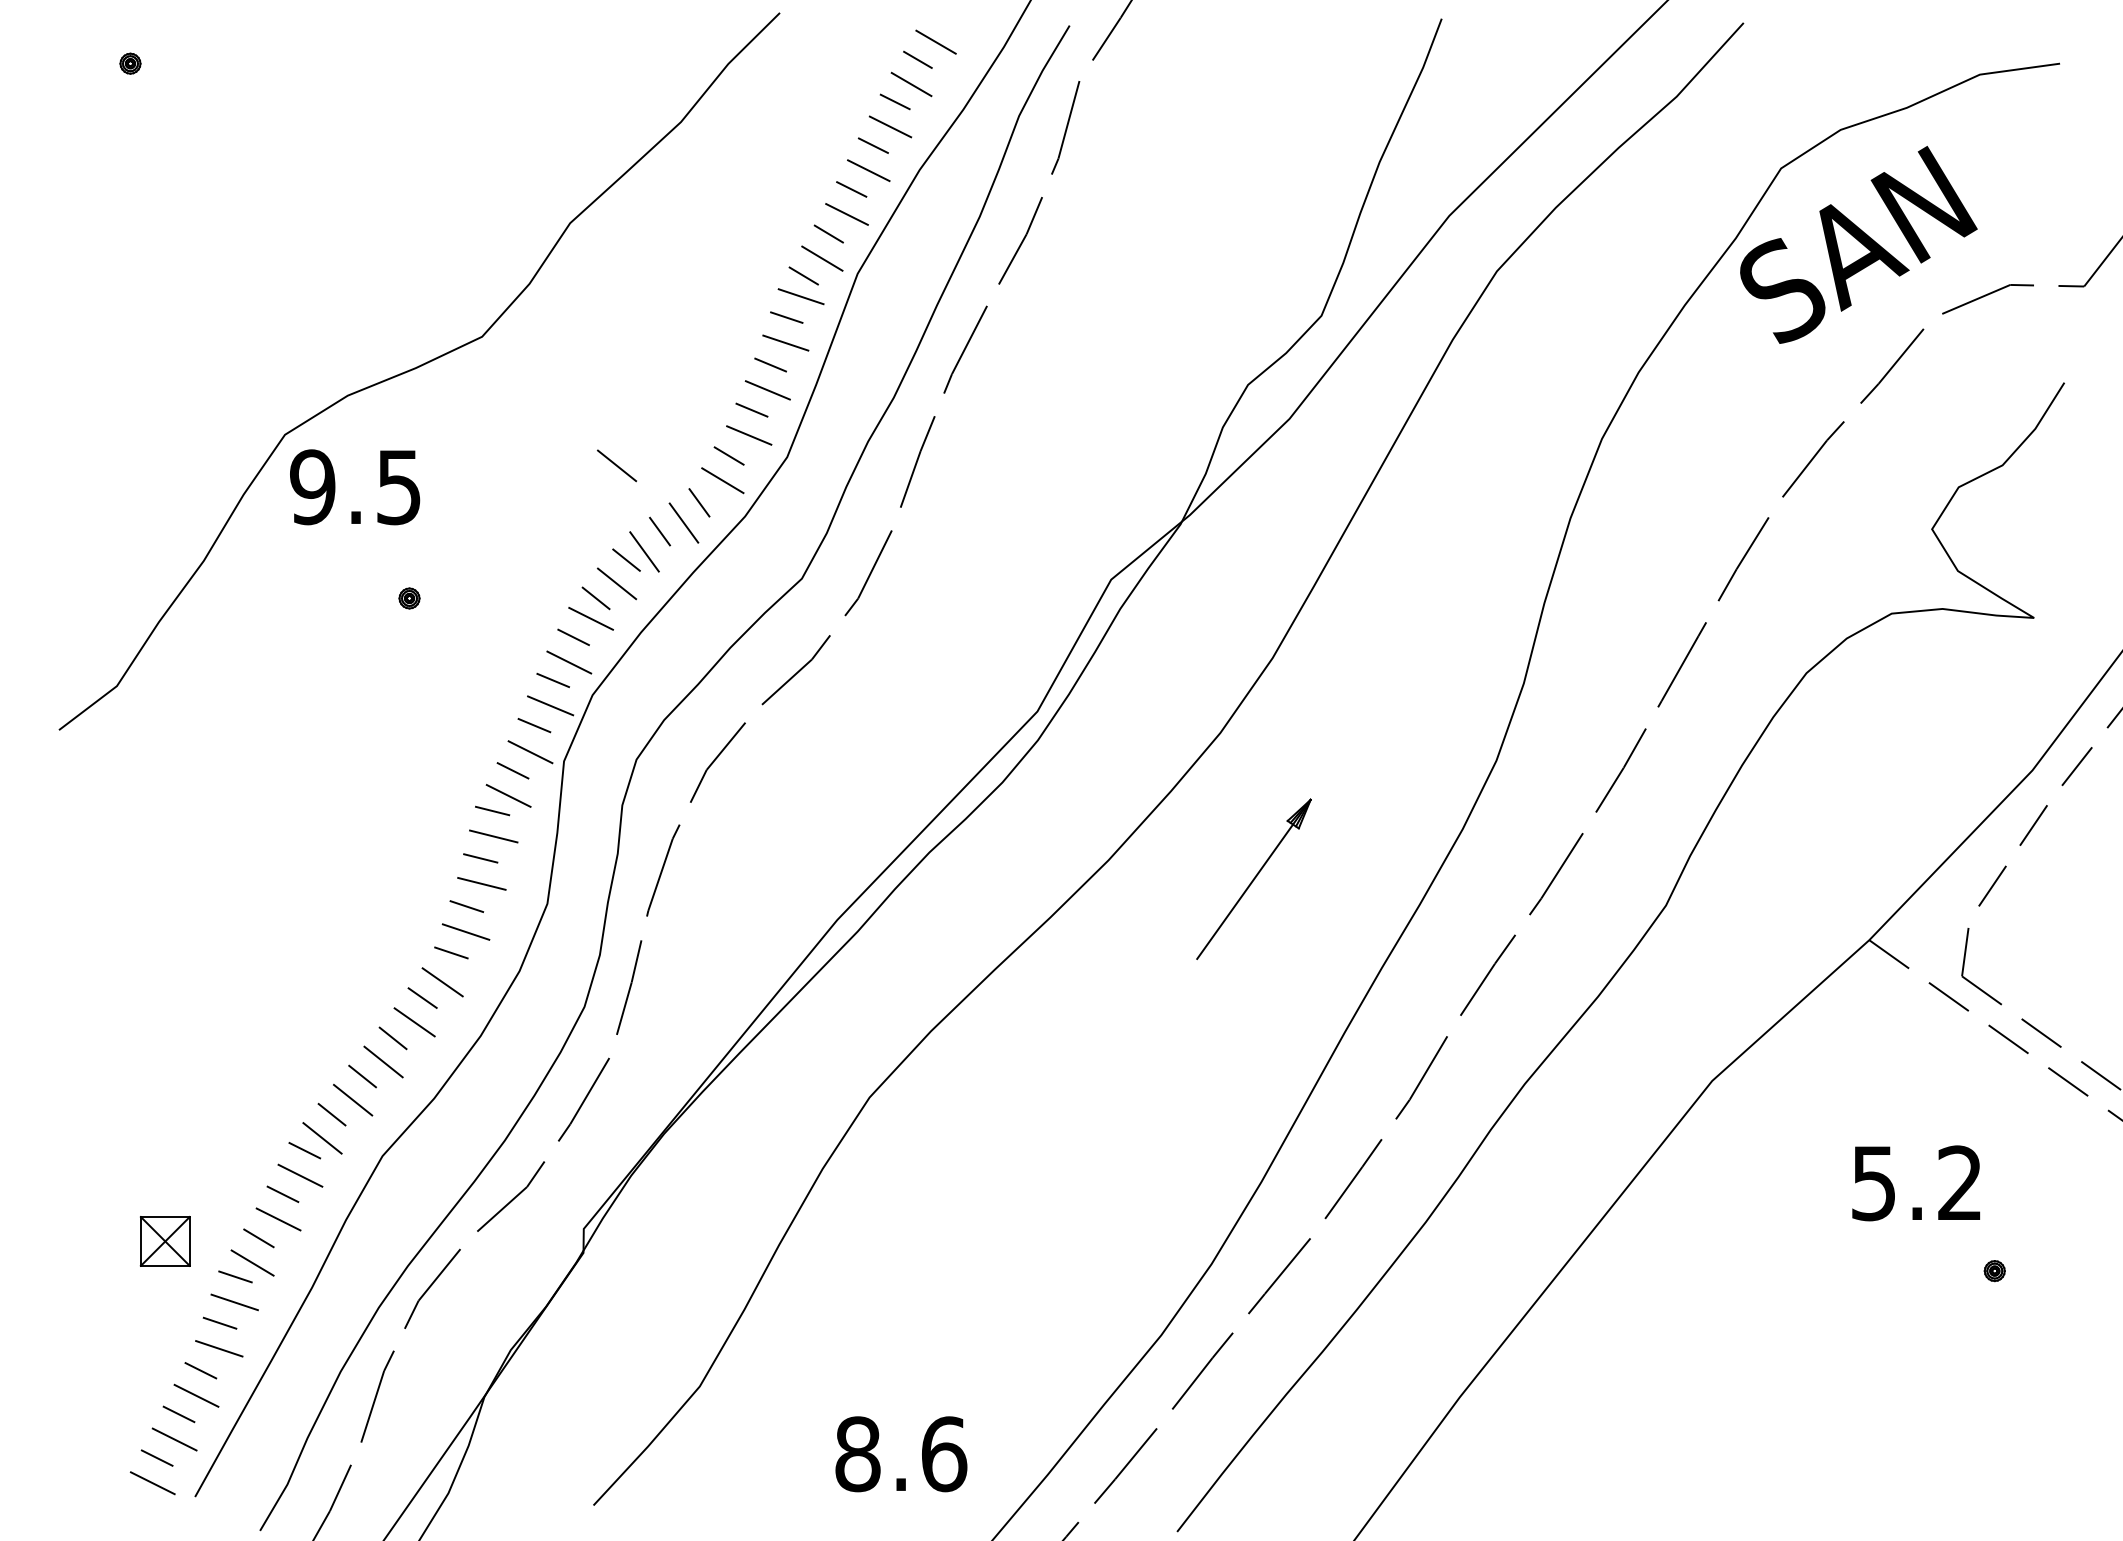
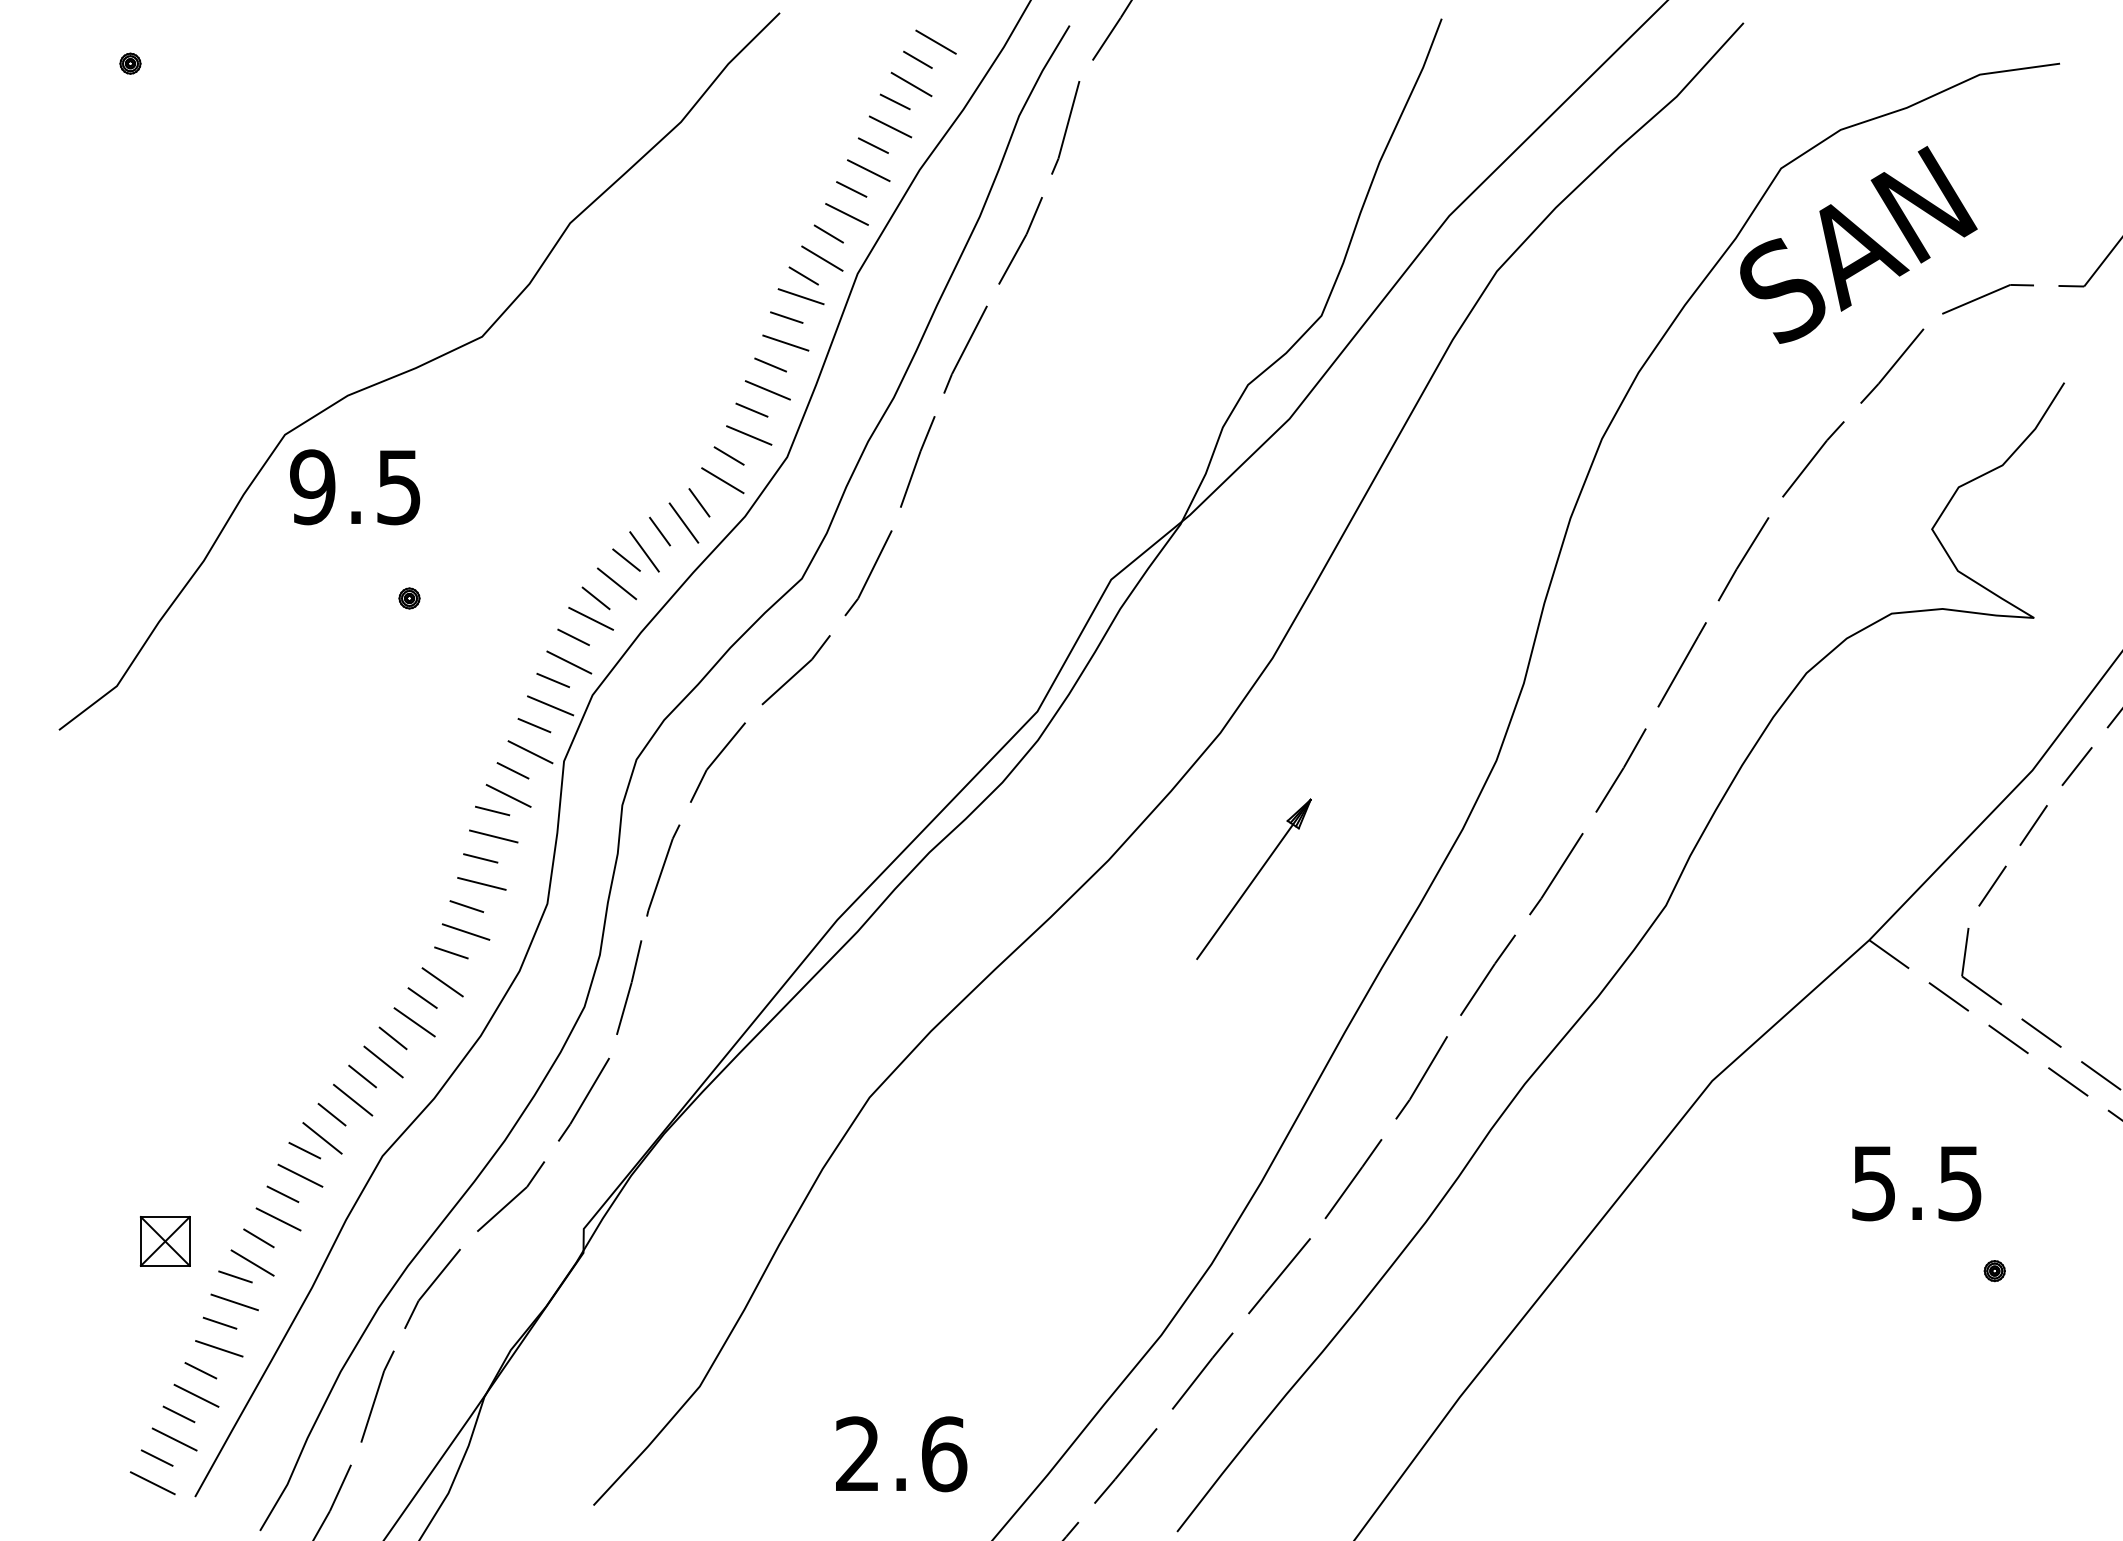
line: present -> none (616, 465)
text: 5.2 -> 5.5 (1959, 1183)
text: 8.6 -> 2.6 (857, 1454)
